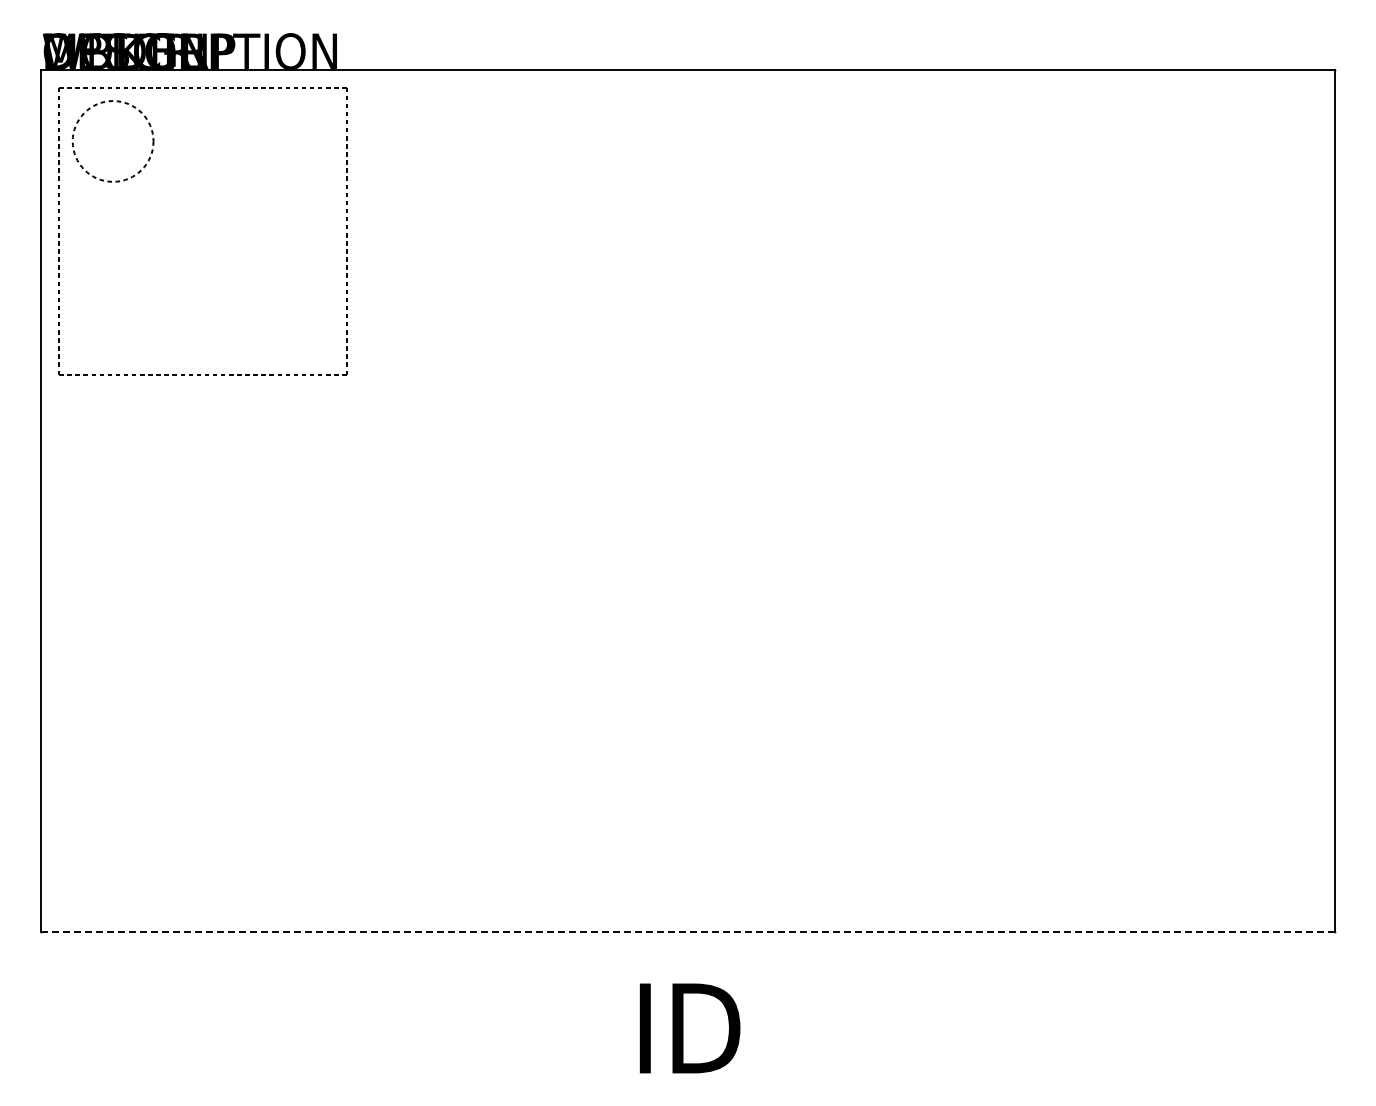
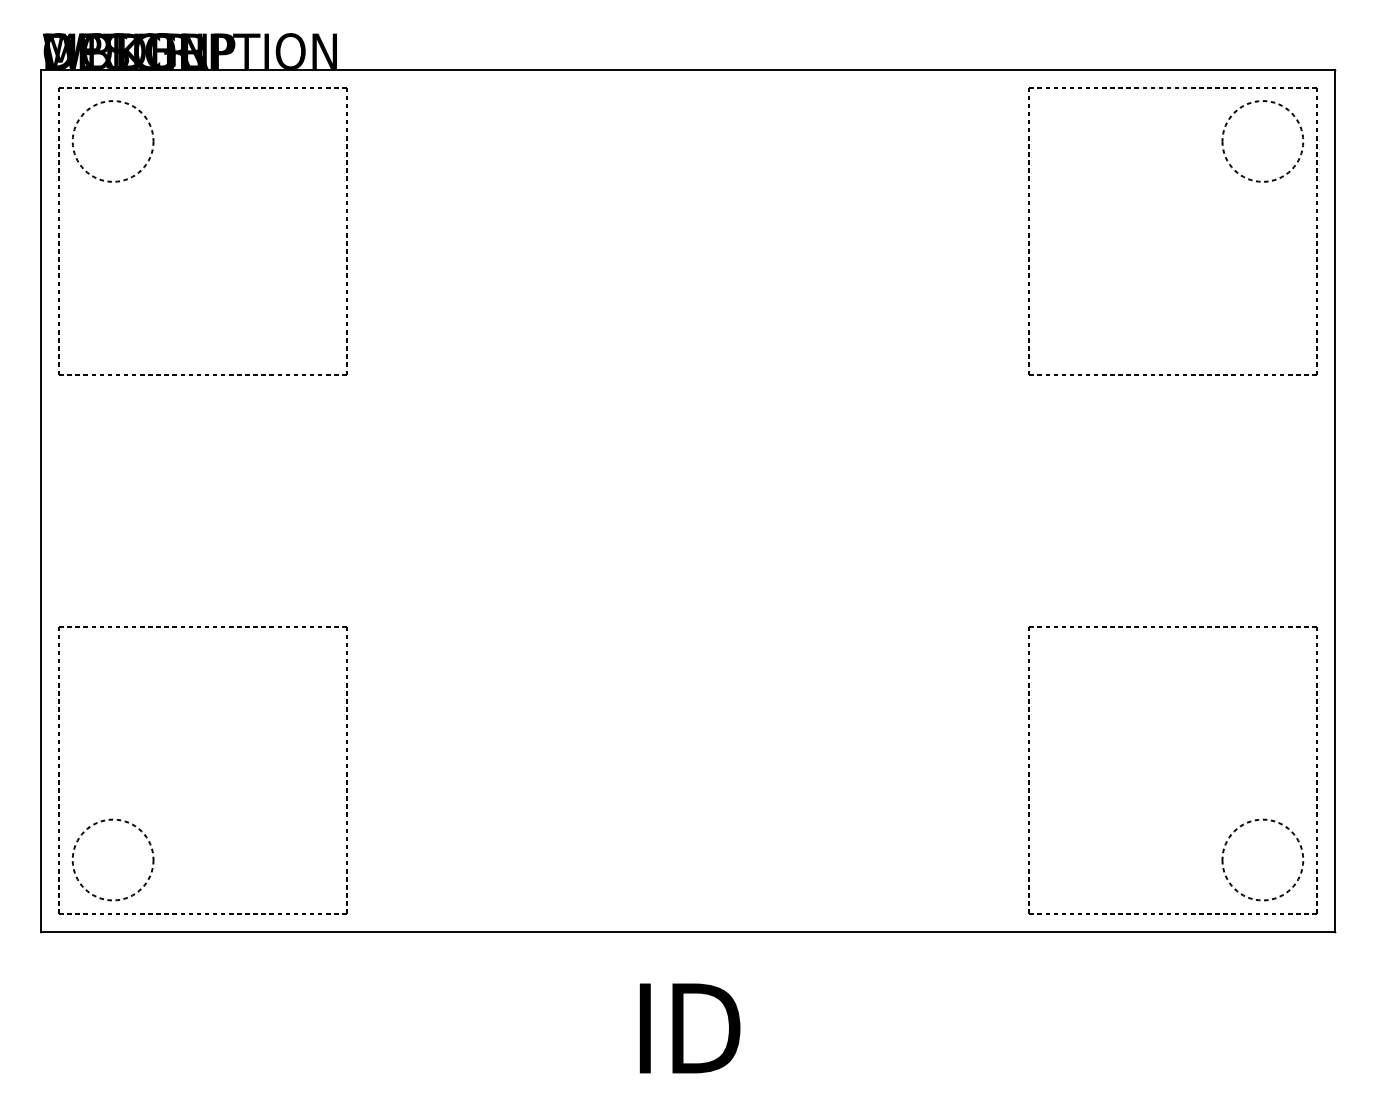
part: none -> present (1234, 171)
part: none -> present (142, 830)
part: none -> present (1233, 830)
line: dashed -> solid (687, 931)
